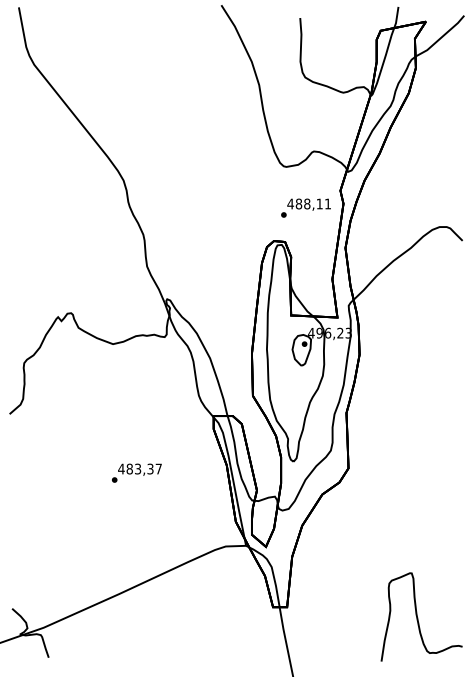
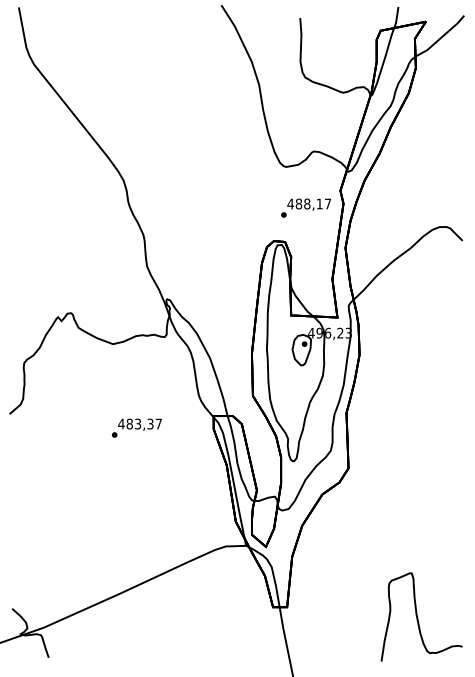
text: 488,11 -> 488,17 (327, 203)
text position: (136, 472) -> (136, 427) (136, 427)
